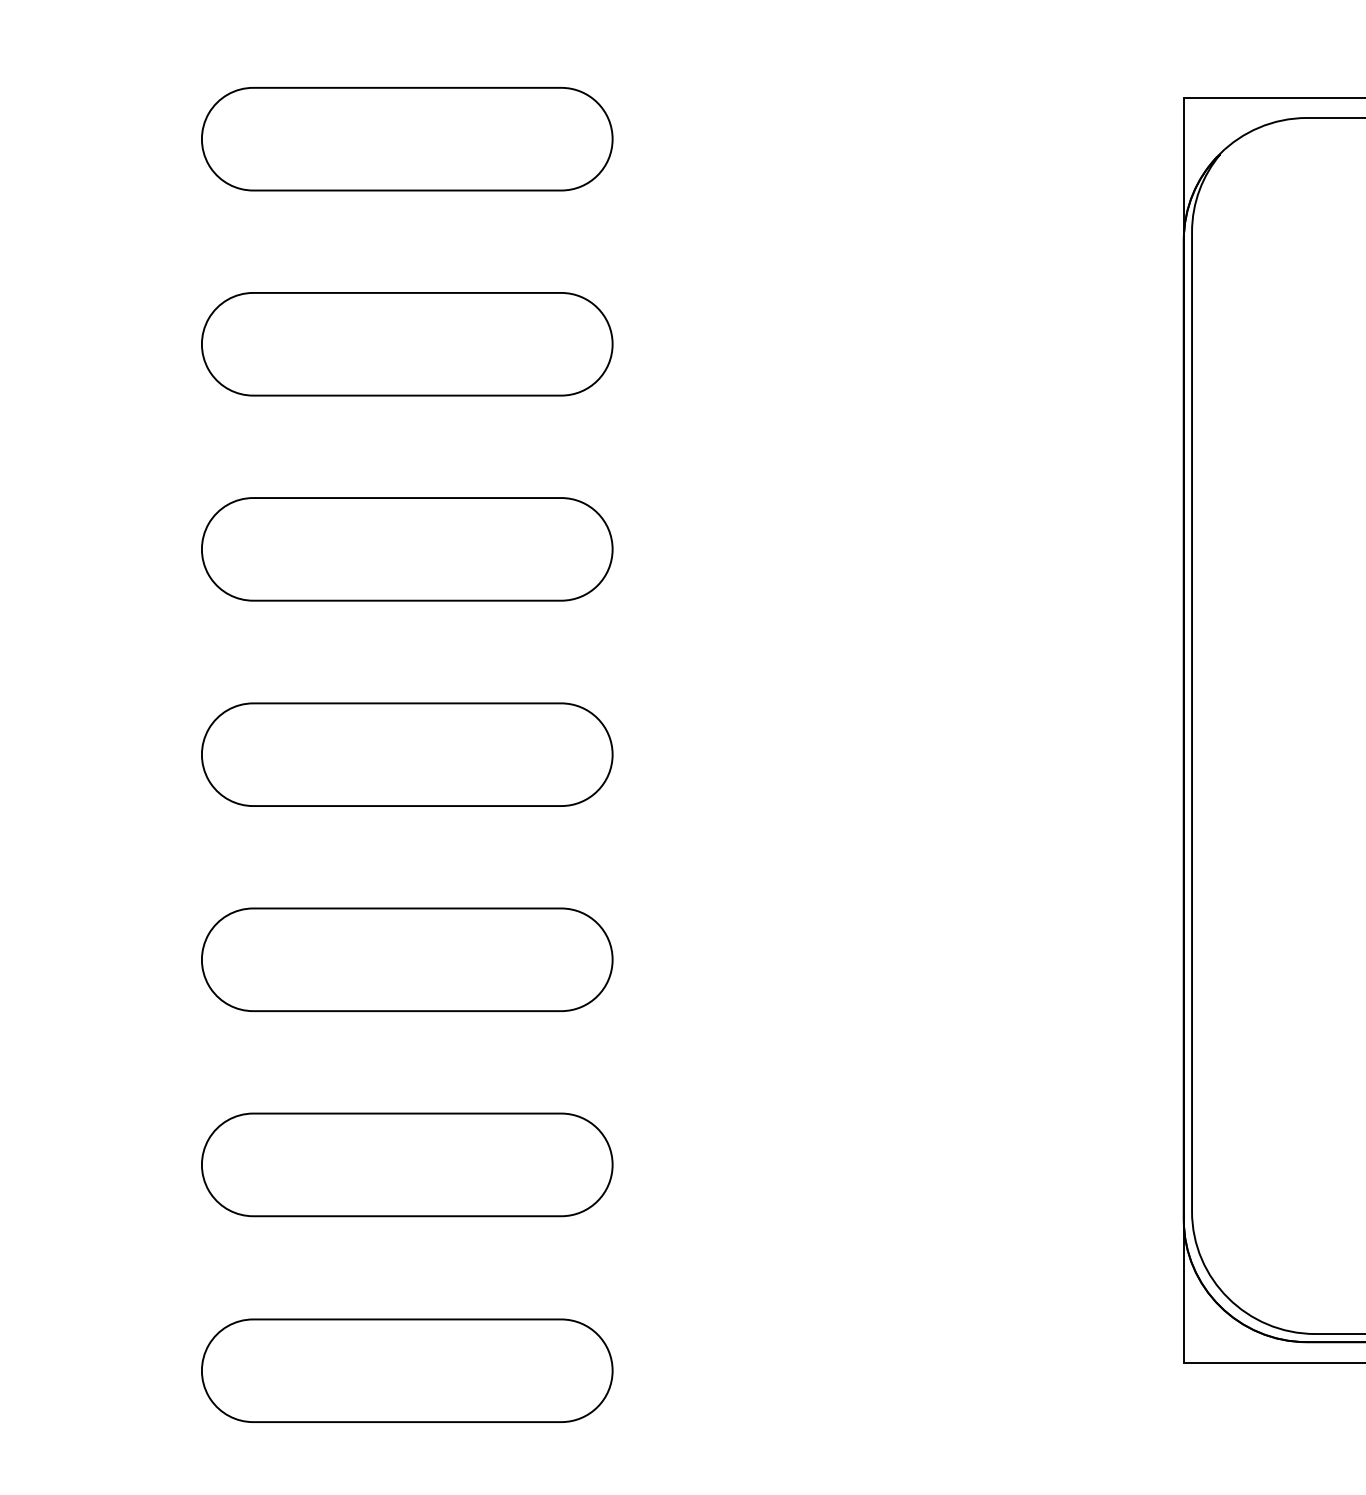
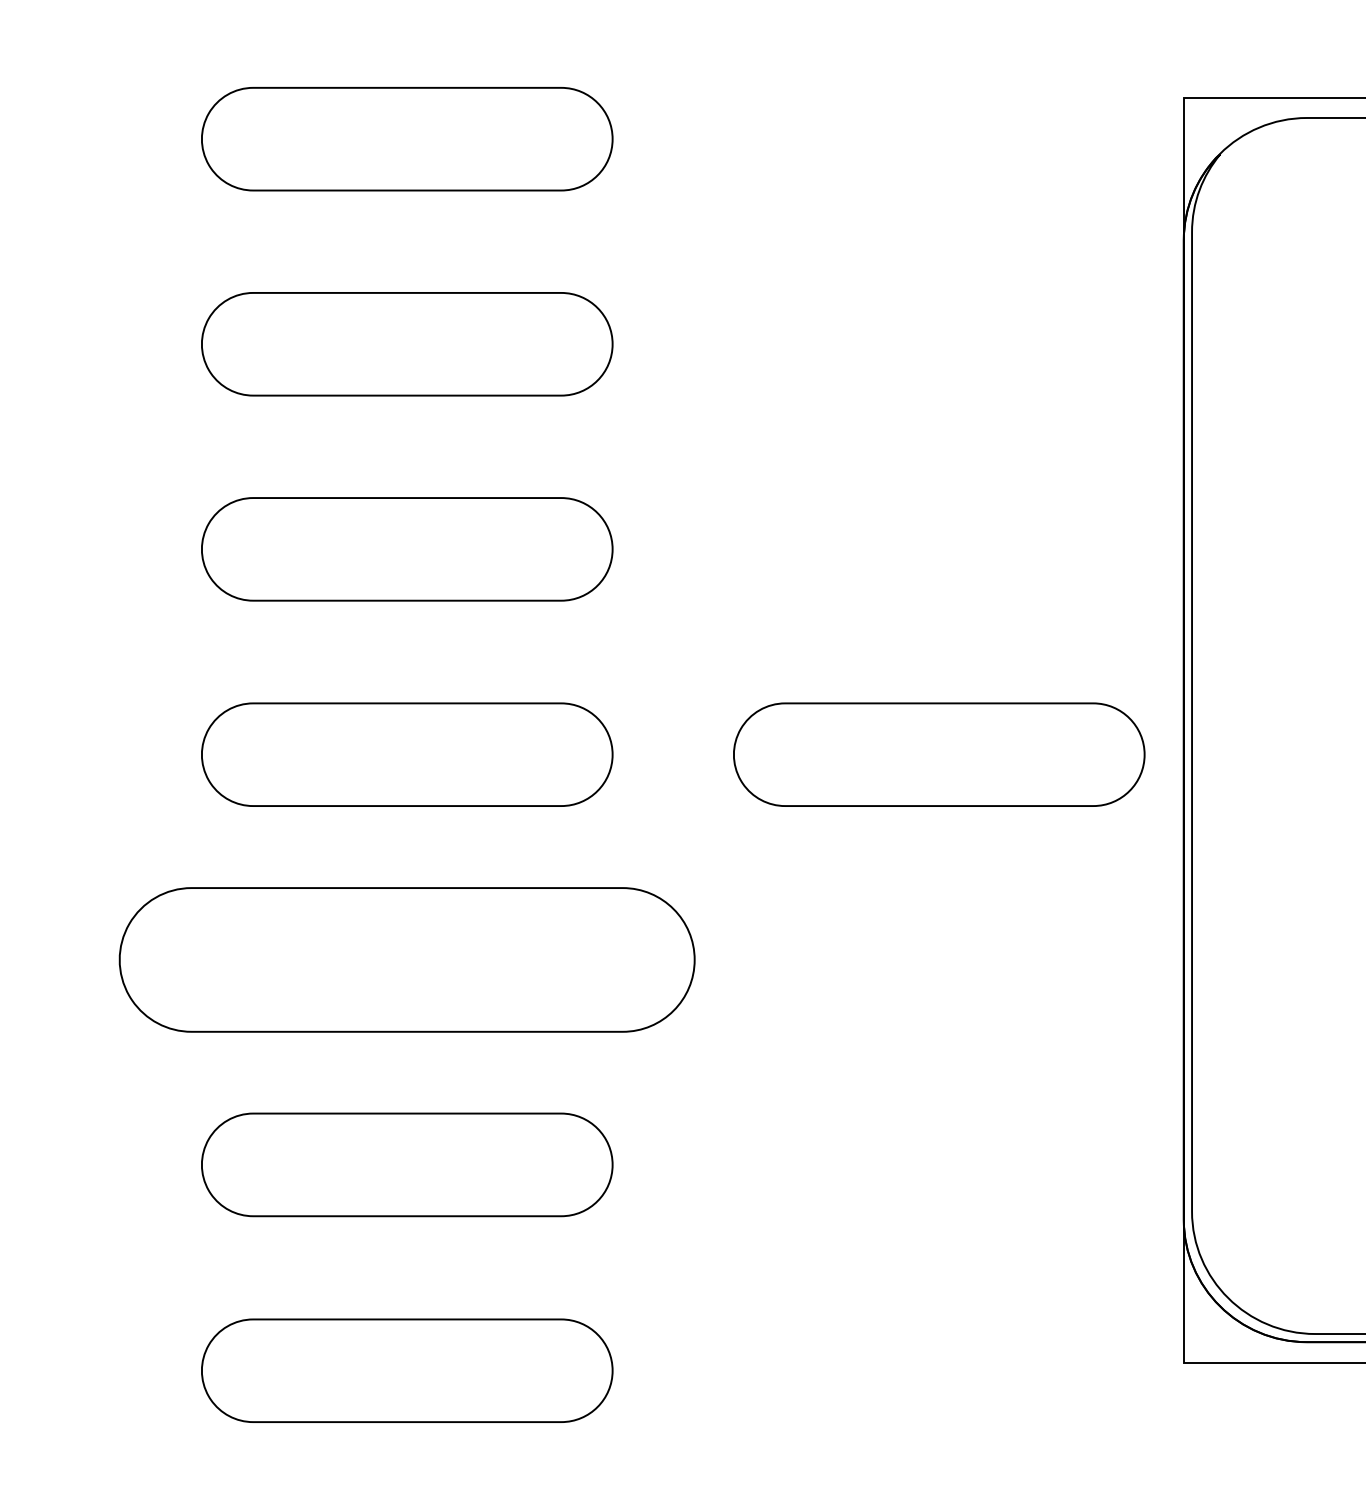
part: none -> present (939, 754)
part size: 413x105 px -> 578x146 px (406, 959)
